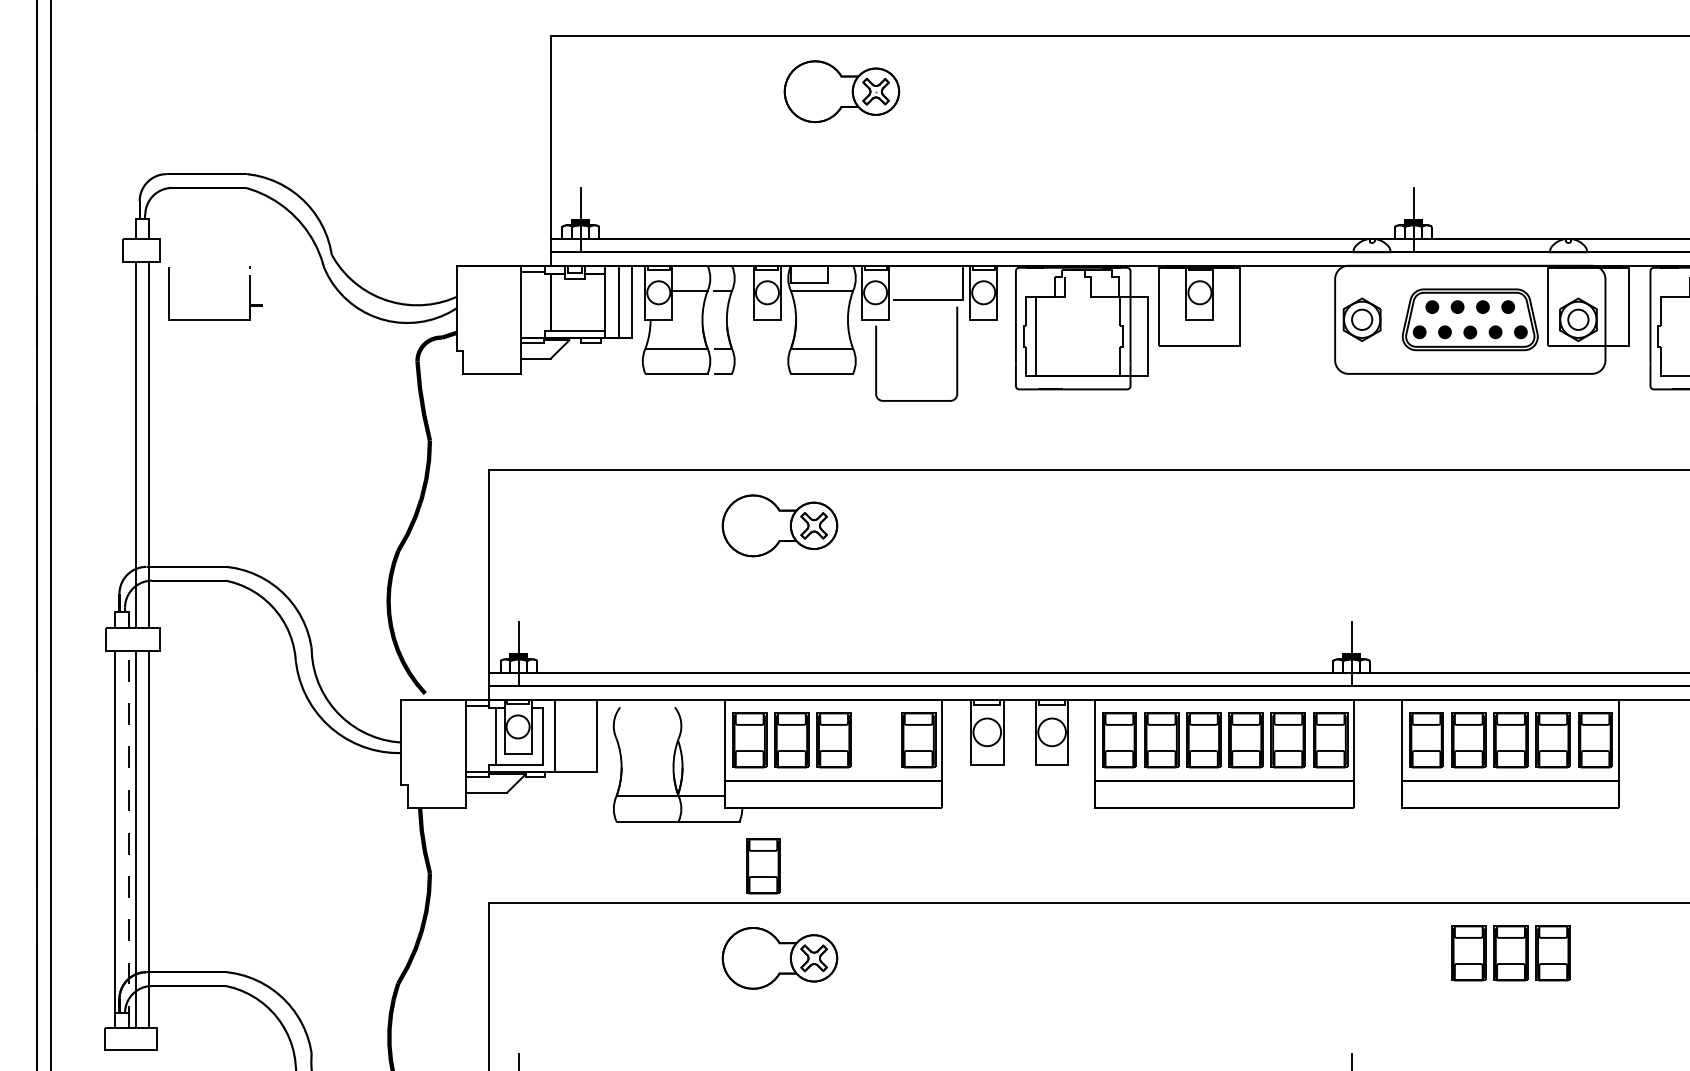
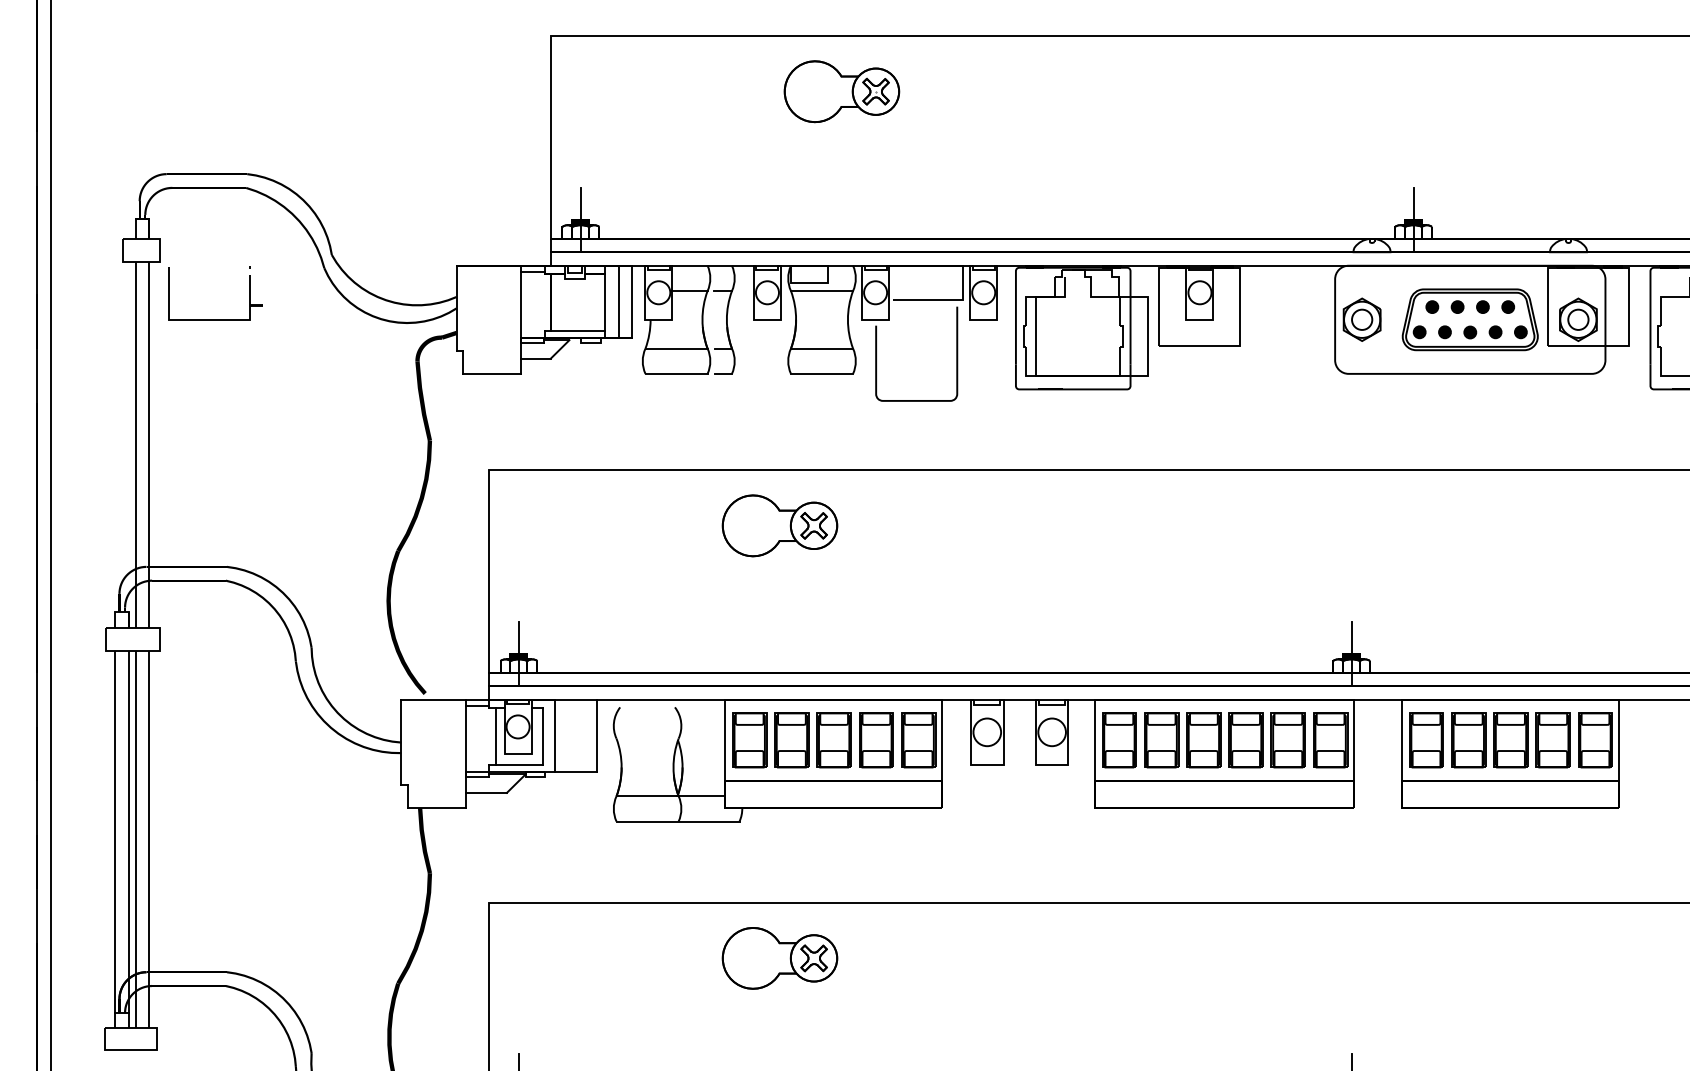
line: dashed -> solid (128, 838)
part position: (763, 866) -> (876, 740) (876, 740)
part: present -> none (1510, 953)
